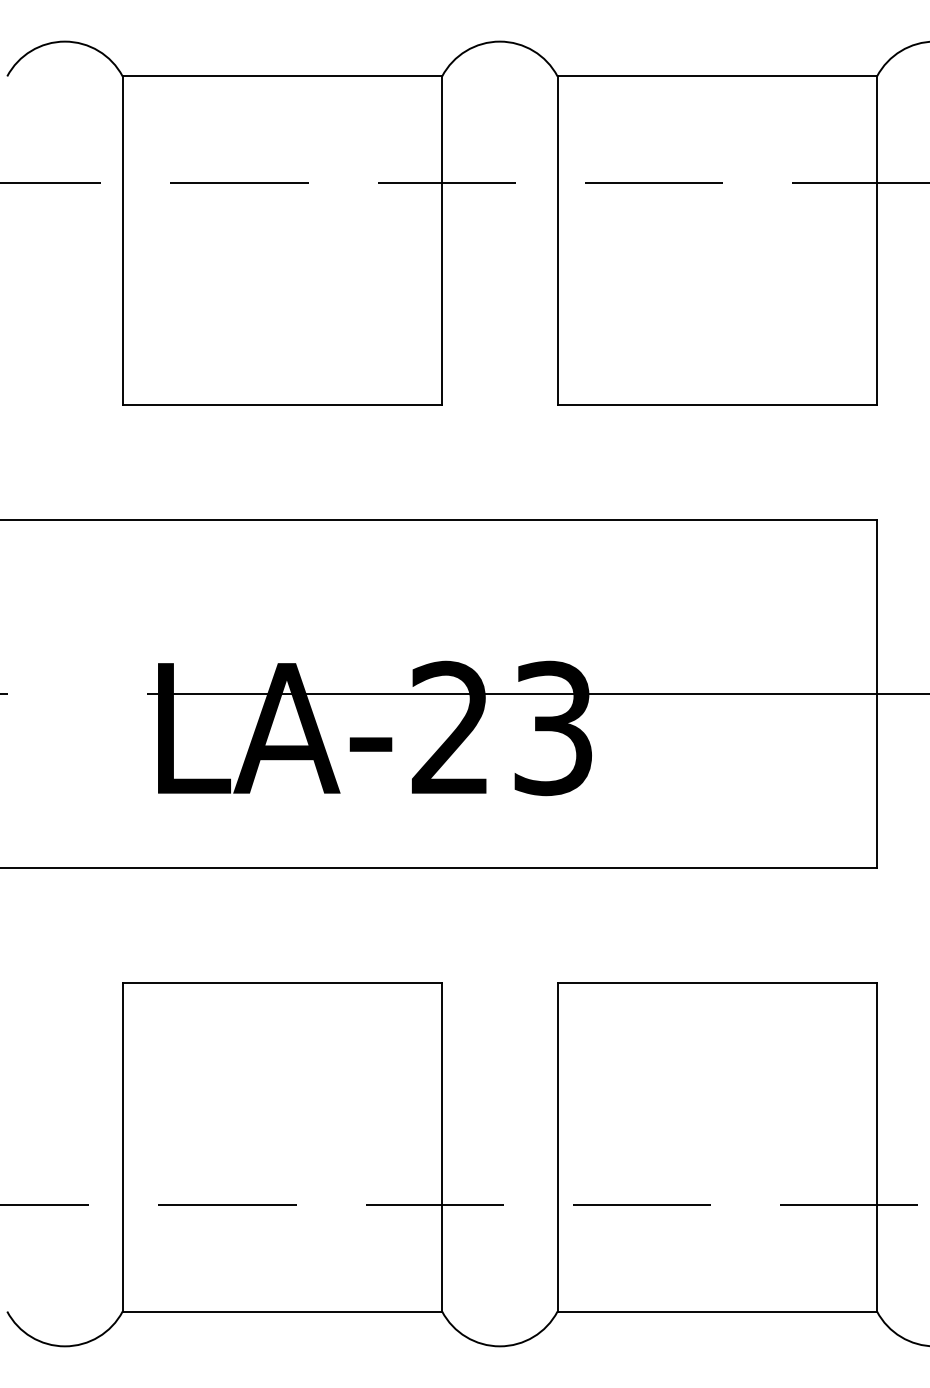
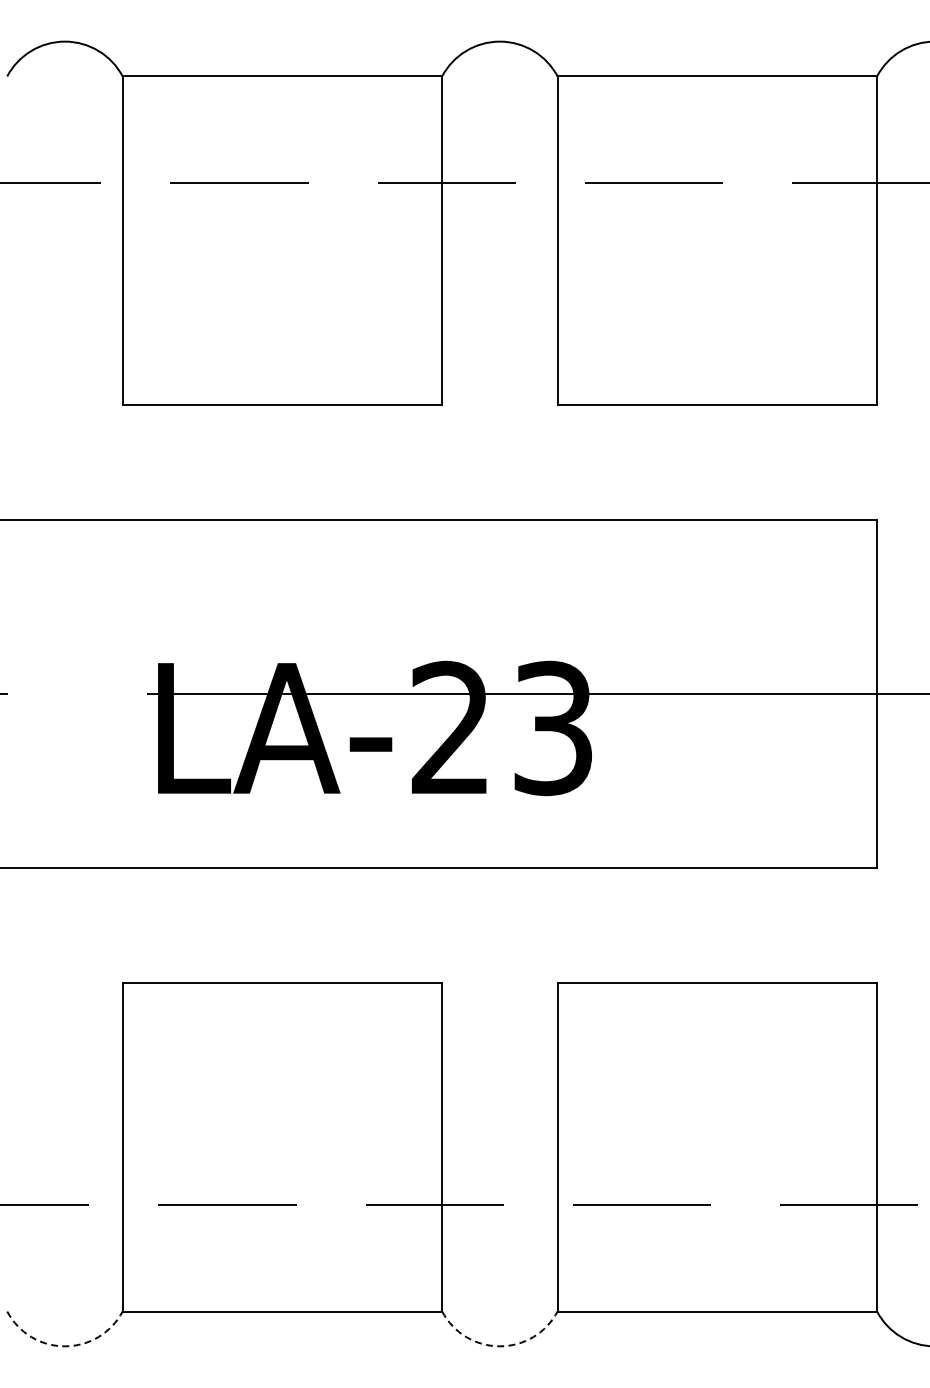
arc: solid -> dashed (64, 1346)
arc: solid -> dashed (499, 1346)
